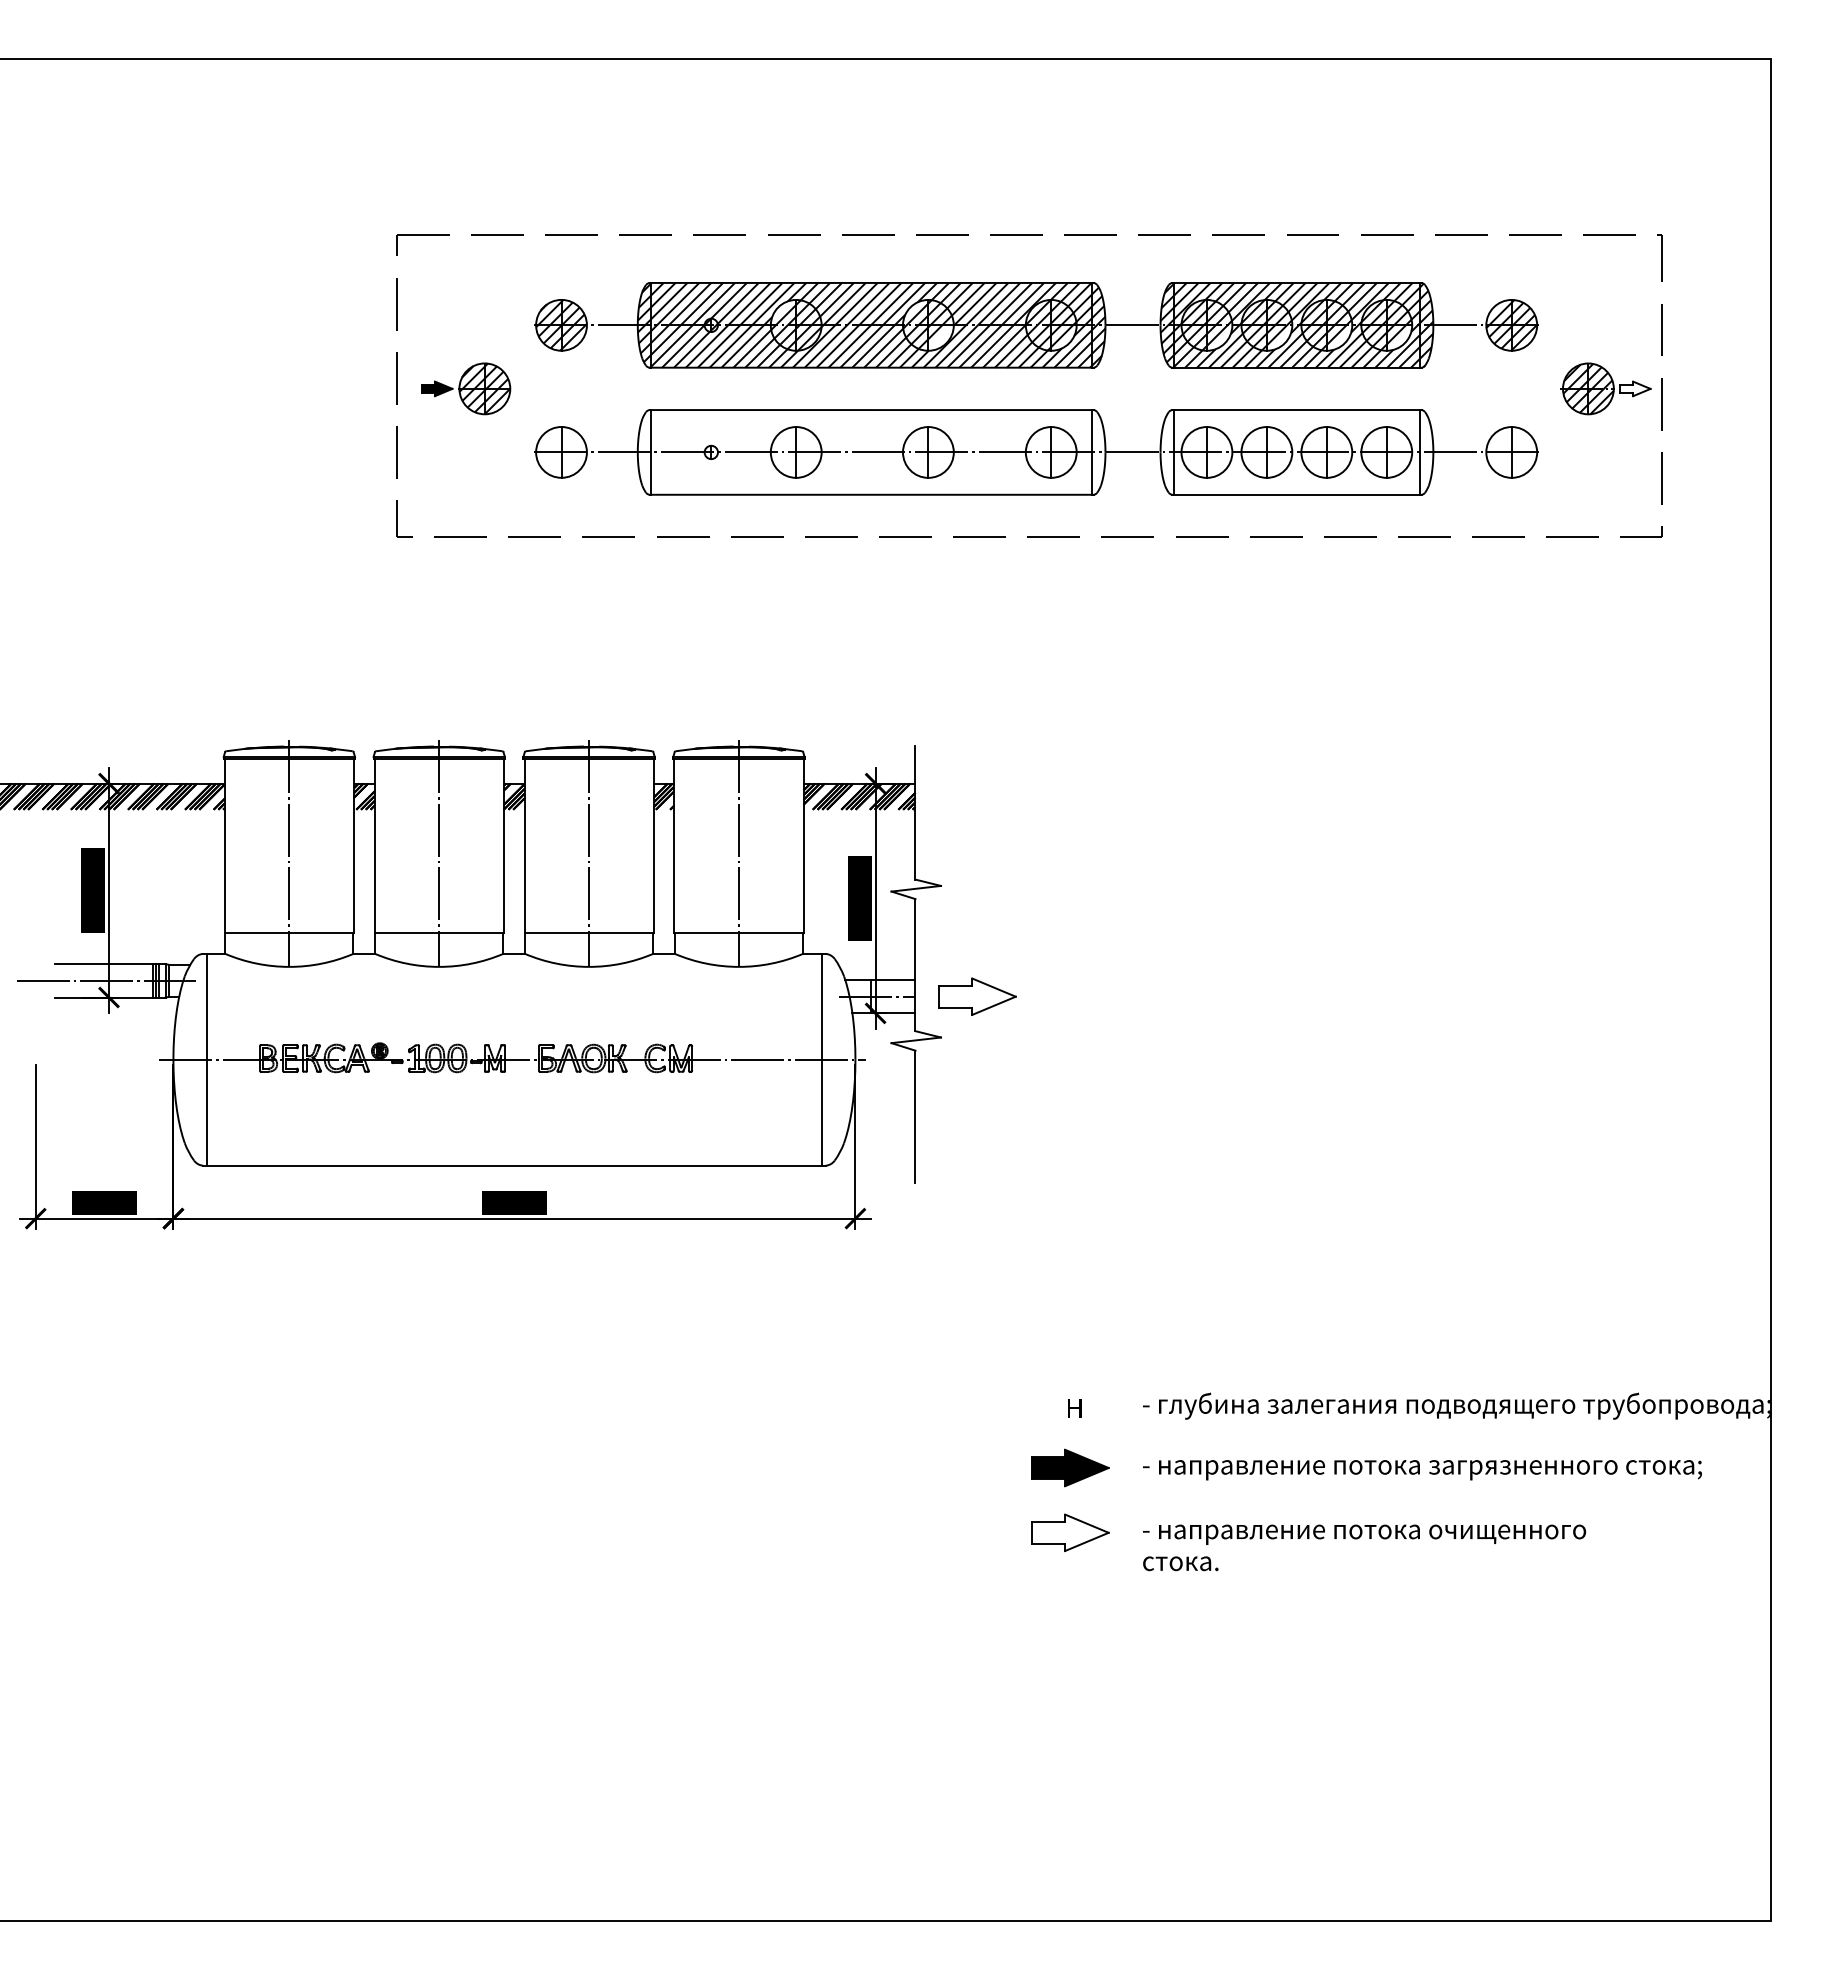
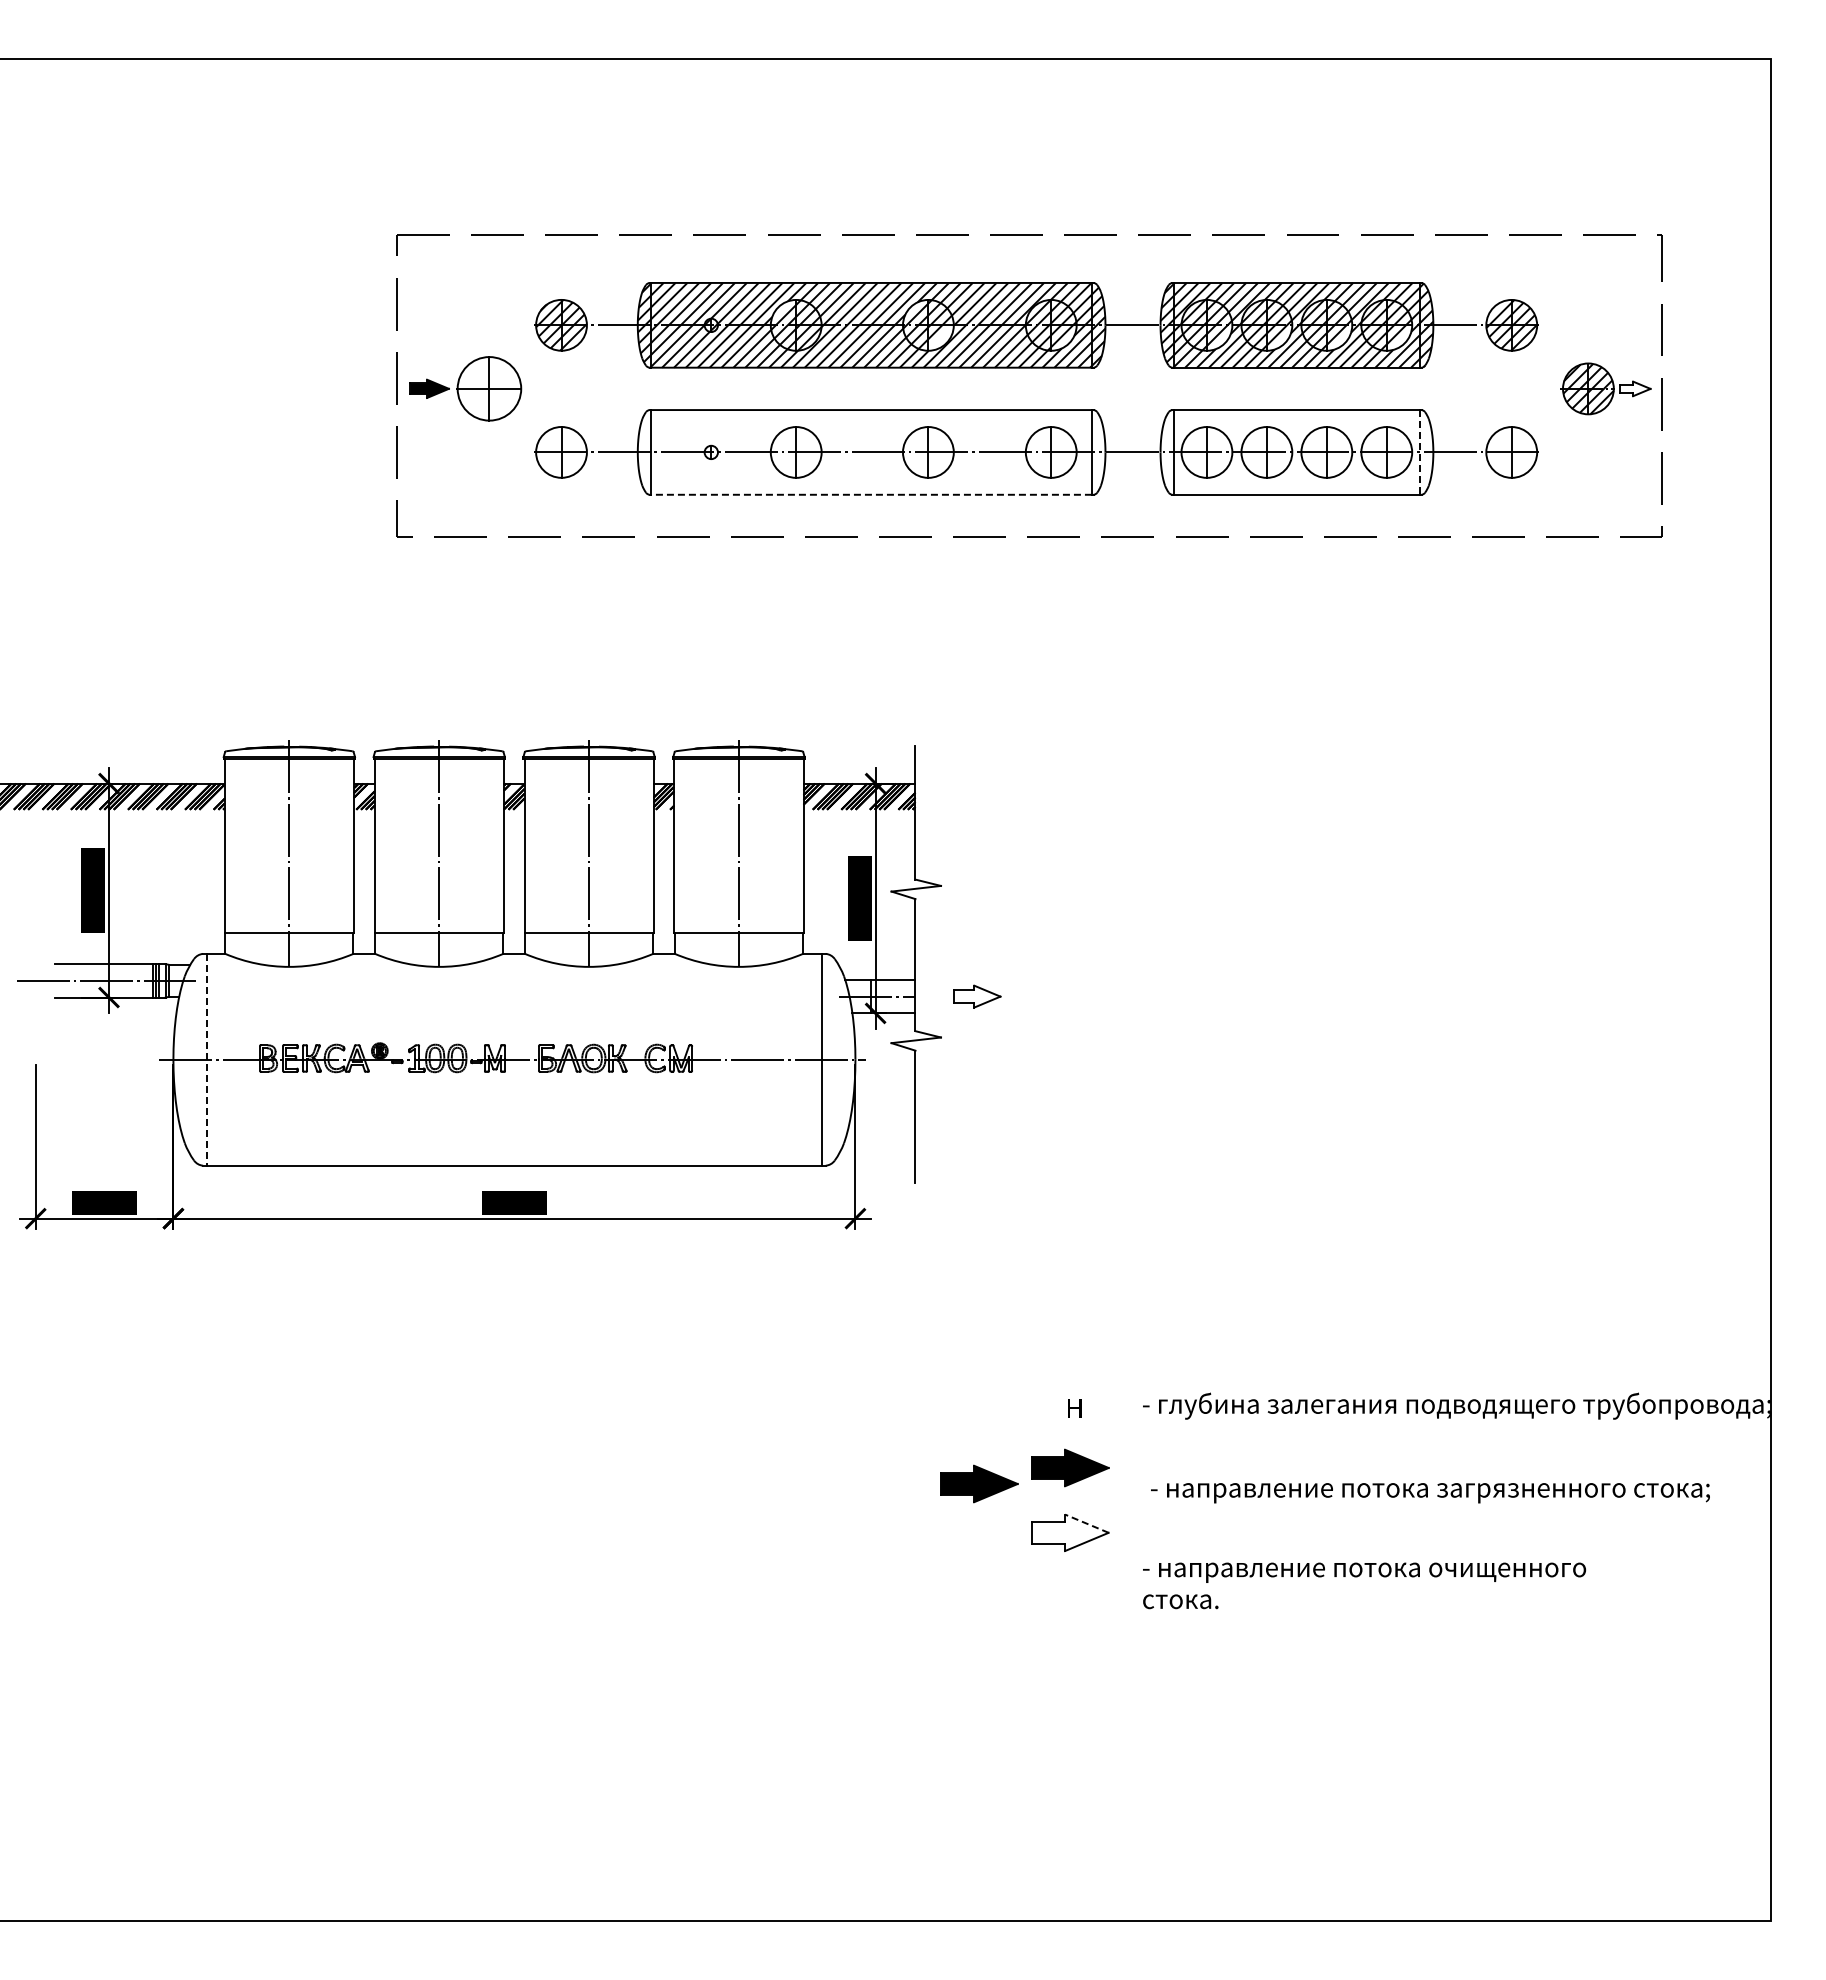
part size: 91x54 px -> 114x66 px (465, 388)
line: solid -> dashed (1419, 452)
line: solid -> dashed (871, 494)
part size: 79x39 px -> 49x25 px (977, 996)
line: solid -> dashed (207, 1059)
text position: (1422, 1470) -> (1430, 1493) (1430, 1493)
part: none -> present (979, 1483)
line: solid -> dashed (1086, 1523)
text position: (1364, 1547) -> (1364, 1585) (1364, 1585)
